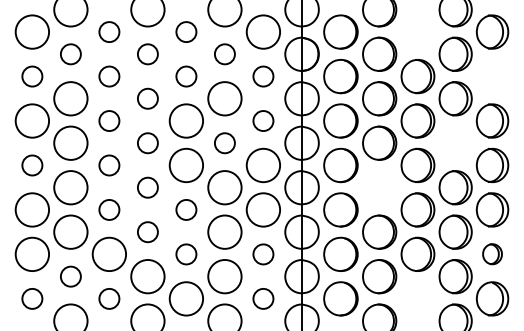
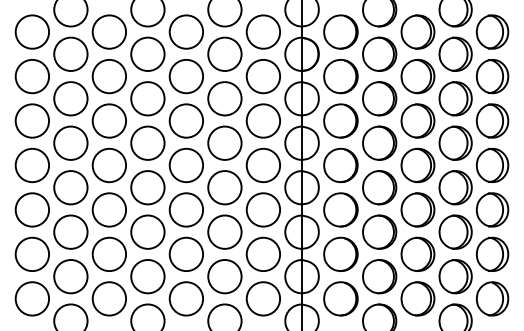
part: none -> present (417, 31)
circle diameter: 20 px -> 33 px (109, 31)
circle diameter: 20 px -> 33 px (186, 31)
circle diameter: 20 px -> 33 px (70, 54)
circle diameter: 20 px -> 33 px (147, 54)
circle diameter: 20 px -> 33 px (224, 54)
circle diameter: 20 px -> 33 px (32, 76)
circle diameter: 20 px -> 33 px (109, 76)
circle diameter: 20 px -> 33 px (186, 76)
circle diameter: 20 px -> 33 px (263, 76)
part: none -> present (492, 76)
circle diameter: 20 px -> 33 px (147, 98)
circle diameter: 20 px -> 33 px (109, 120)
circle diameter: 20 px -> 33 px (263, 120)
part: none -> present (455, 142)
circle diameter: 20 px -> 33 px (147, 142)
circle diameter: 20 px -> 33 px (224, 142)
circle diameter: 20 px -> 33 px (32, 165)
circle diameter: 20 px -> 33 px (109, 165)
circle diameter: 20 px -> 33 px (147, 187)
part: none -> present (379, 187)
circle diameter: 20 px -> 33 px (109, 209)
circle diameter: 20 px -> 33 px (186, 209)
circle diameter: 20 px -> 33 px (147, 231)
circle diameter: 20 px -> 33 px (186, 254)
circle diameter: 20 px -> 33 px (263, 254)
part size: 21x23 px -> 35x36 px (492, 253)
circle diameter: 20 px -> 33 px (70, 276)
circle diameter: 20 px -> 33 px (32, 298)
circle diameter: 20 px -> 33 px (109, 298)
circle diameter: 20 px -> 33 px (263, 298)
part: none -> present (417, 298)
